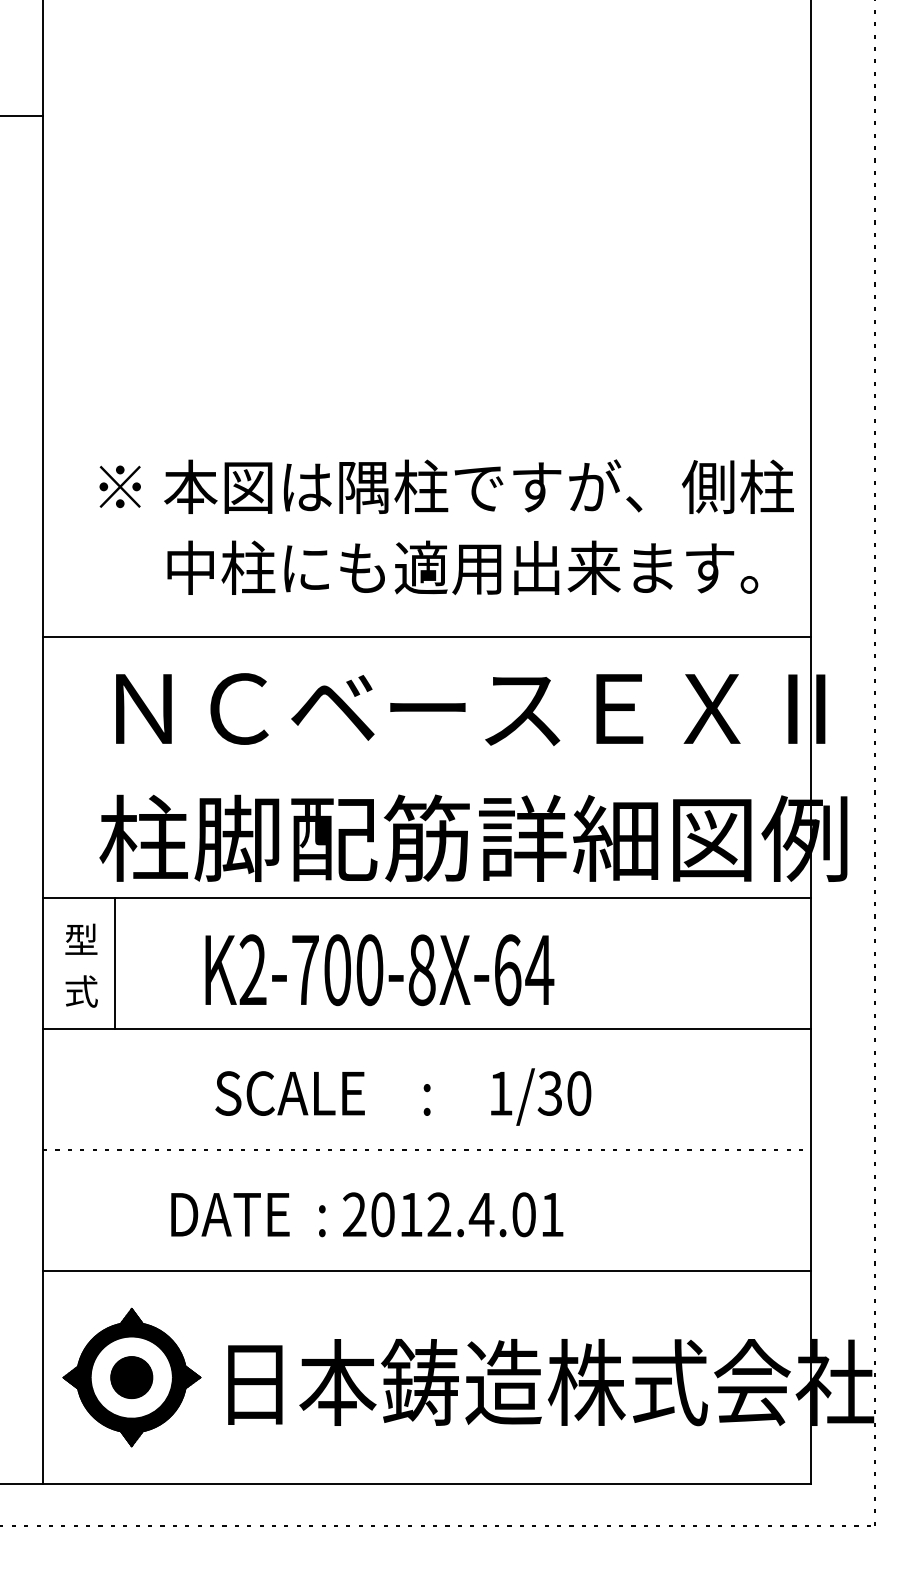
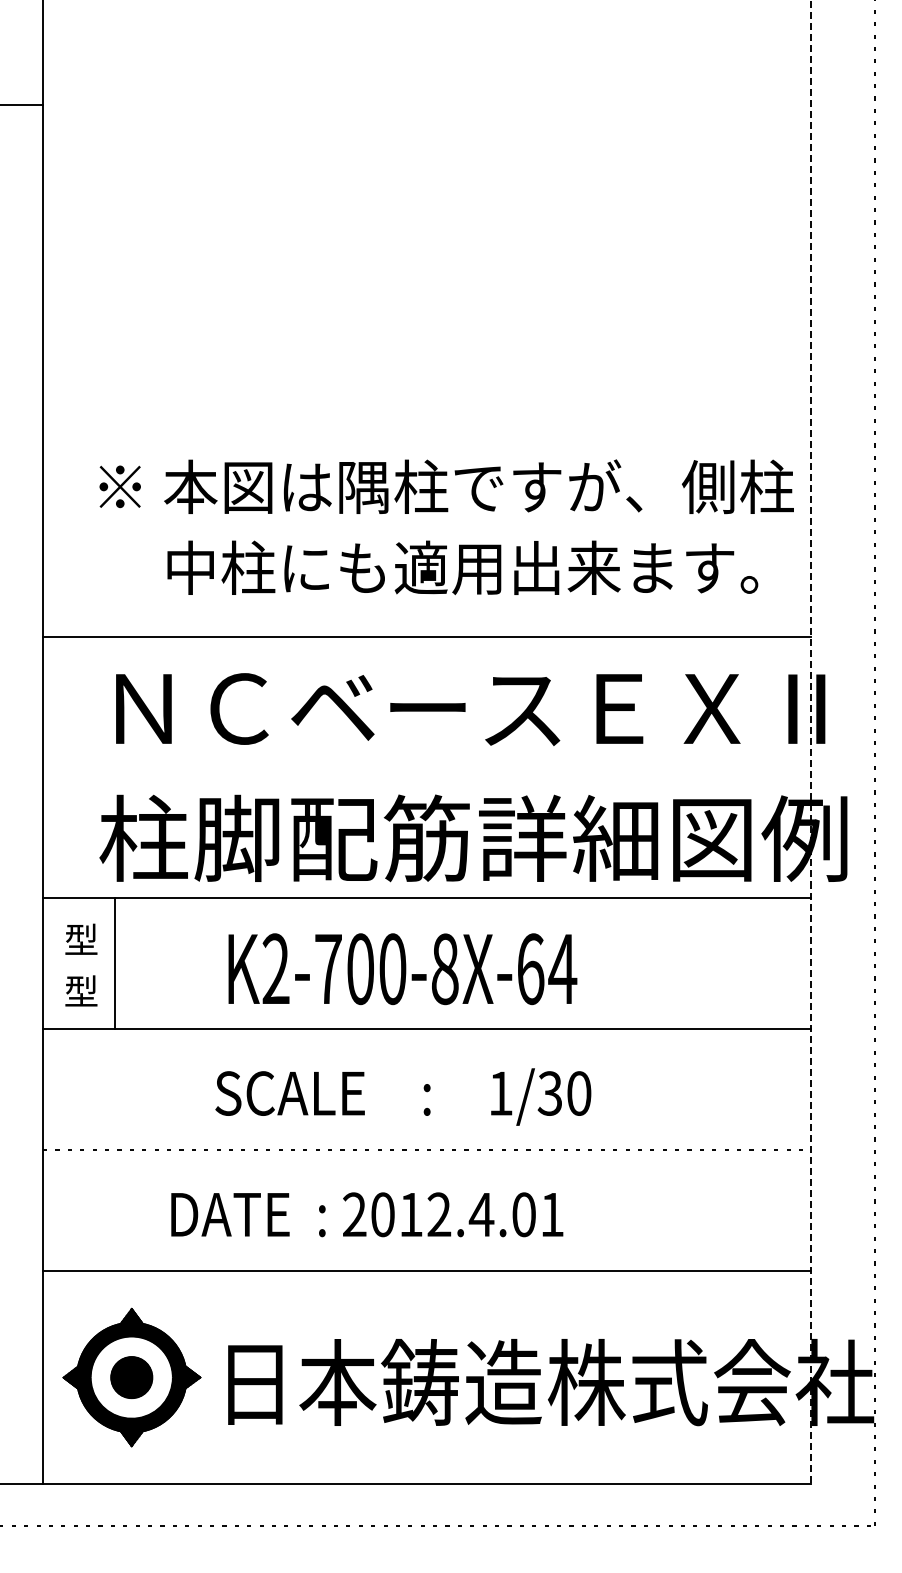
line position: (22, 116) -> (22, 105) (22, 105)
line: solid -> dashed (810, 742)
text position: (379, 970) -> (402, 969) (402, 969)
text: 式 -> 型 (81, 991)
